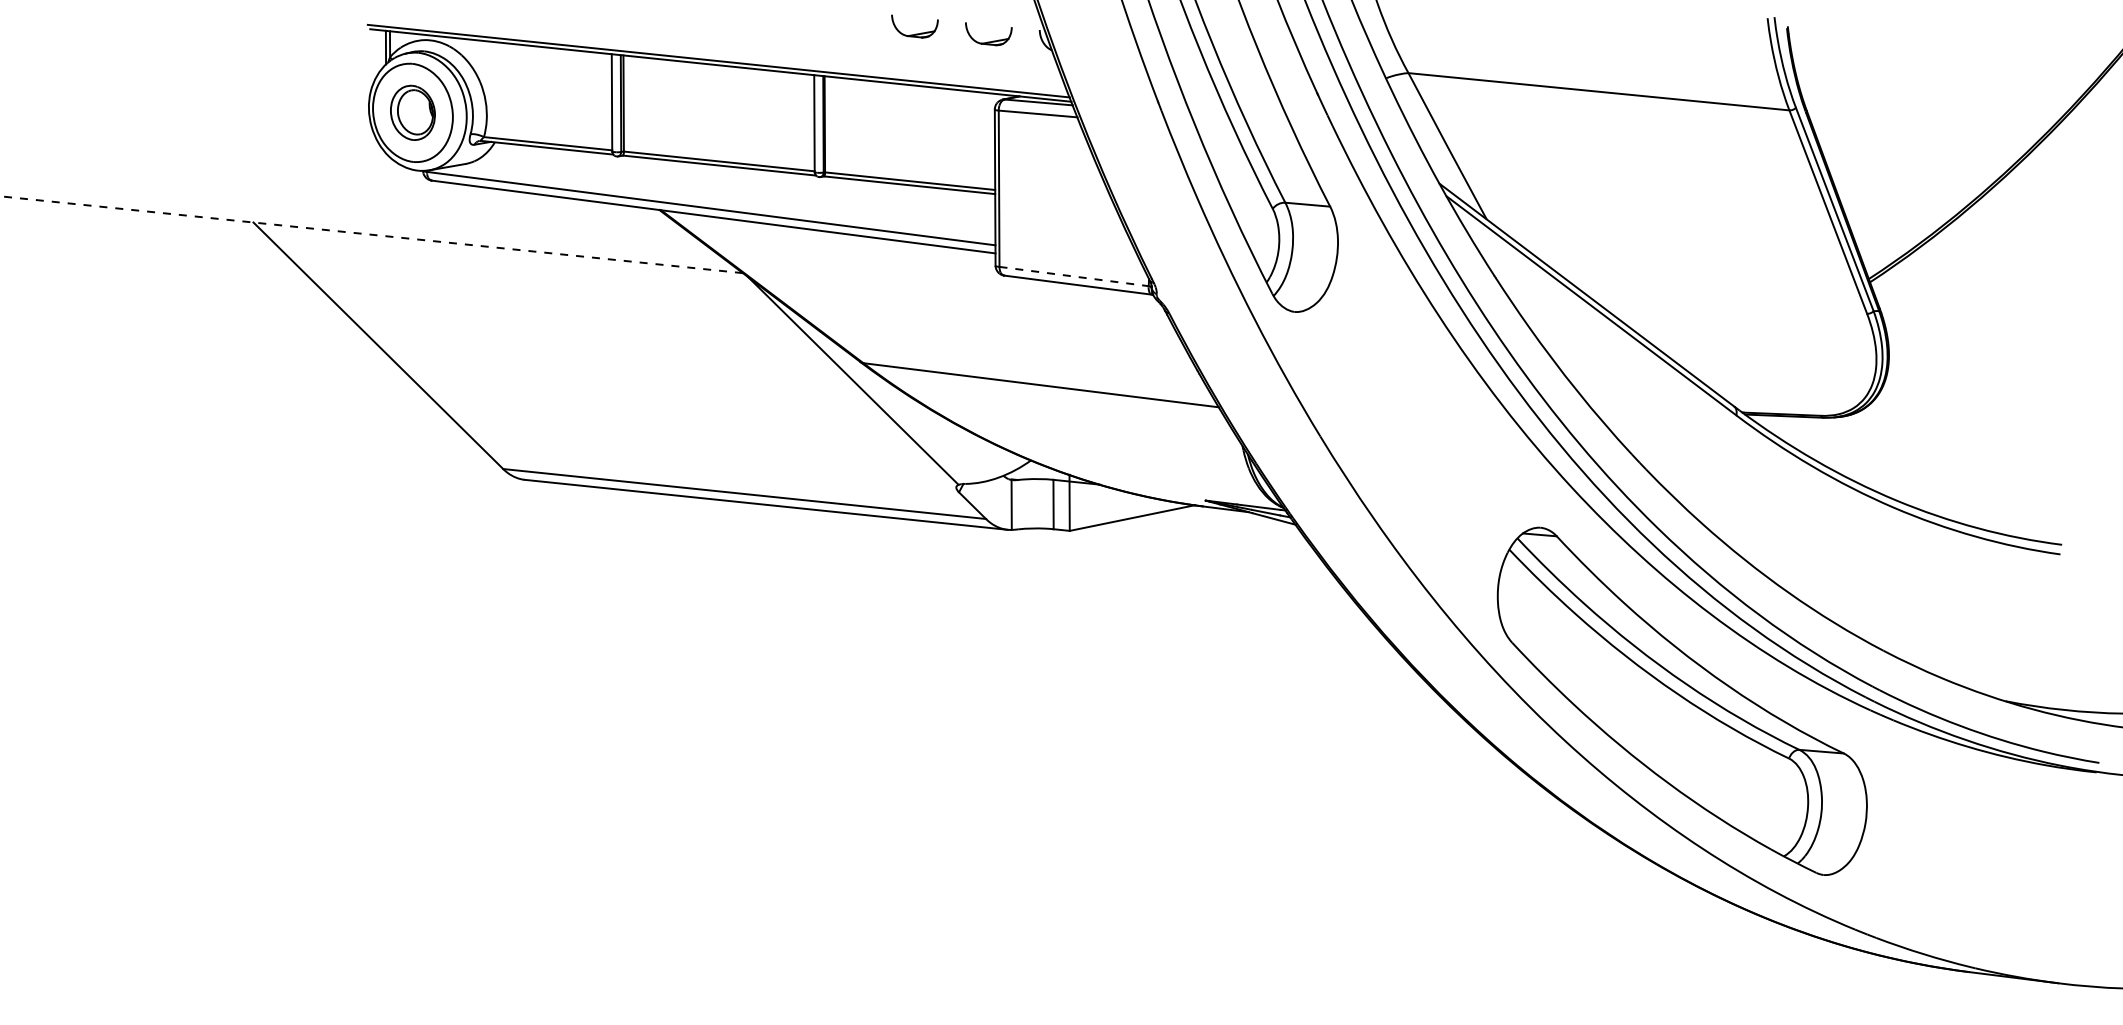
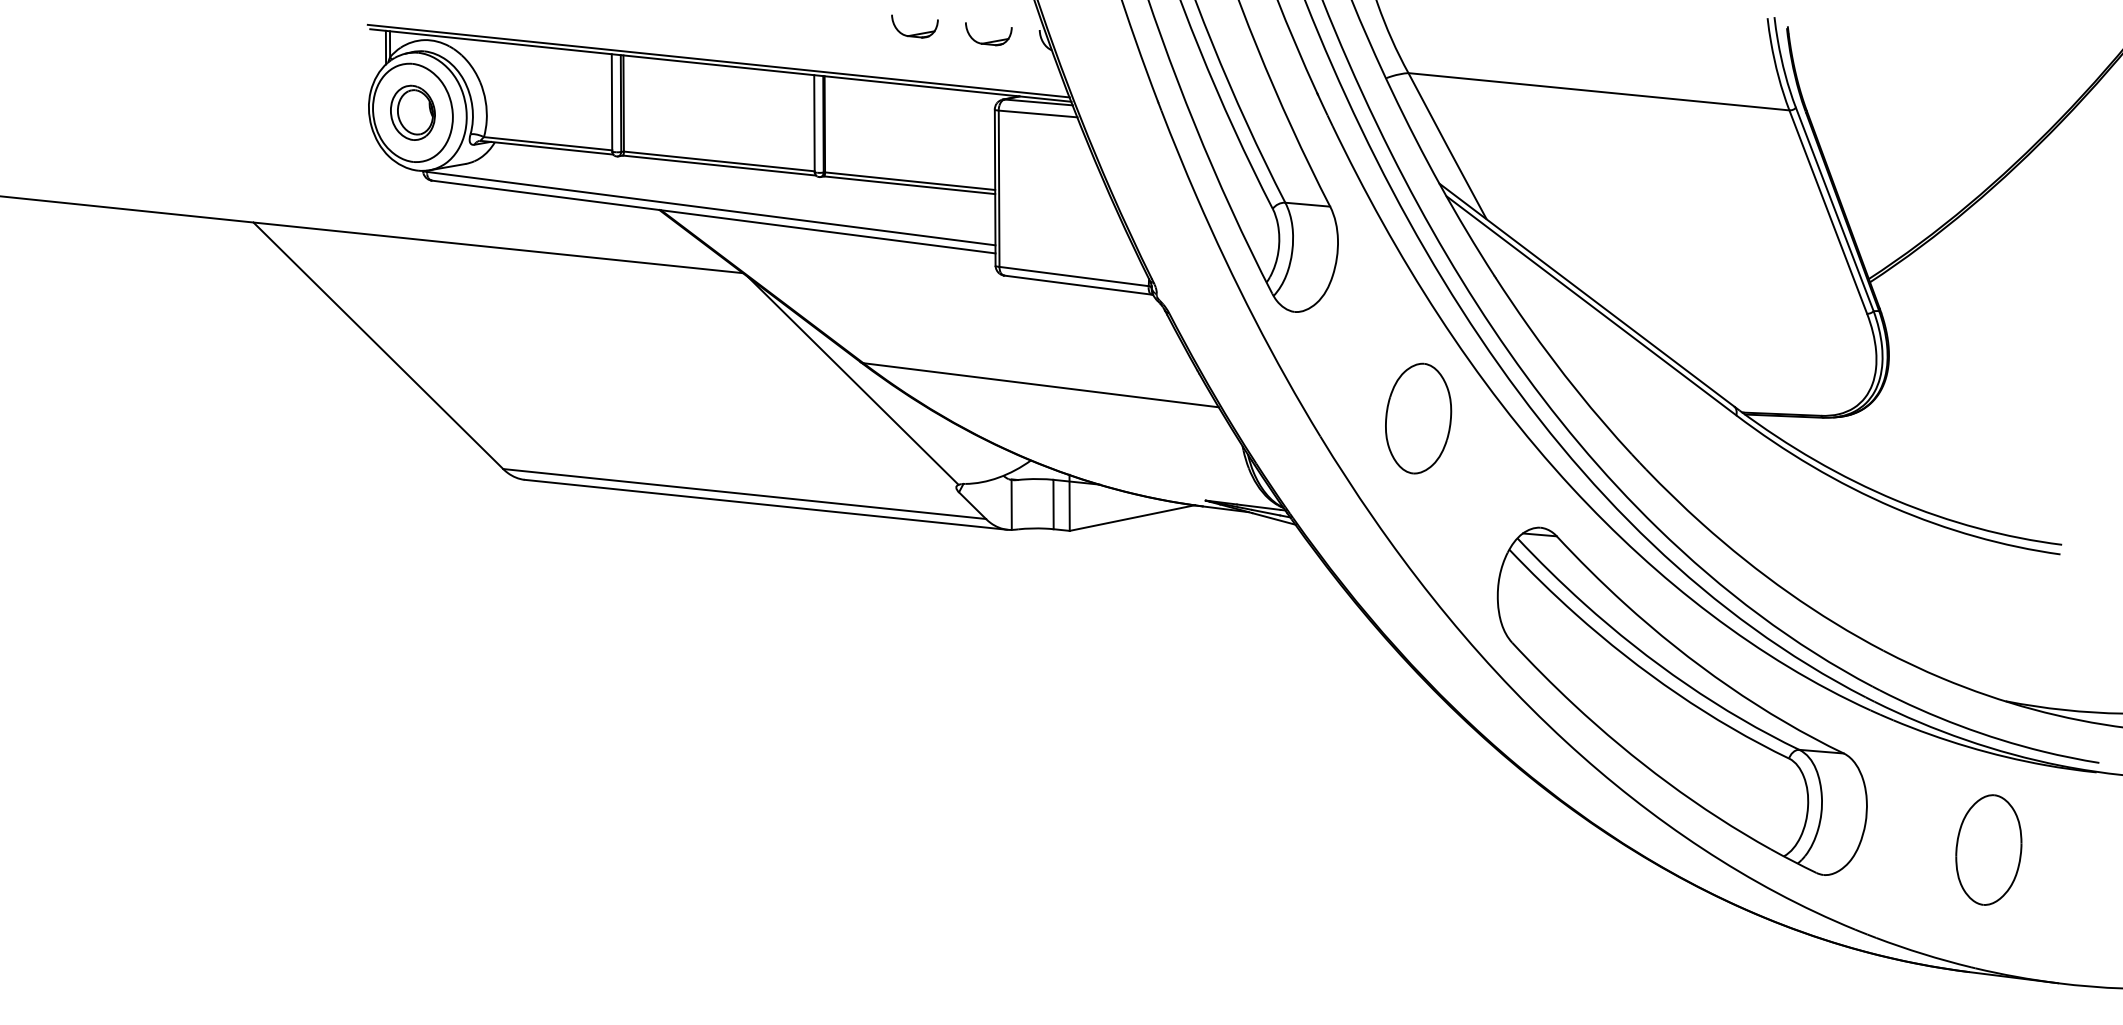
line: dashed -> solid (371, 234)
line: dashed -> solid (1074, 276)
part: none -> present (1418, 418)
part: none -> present (1988, 849)
